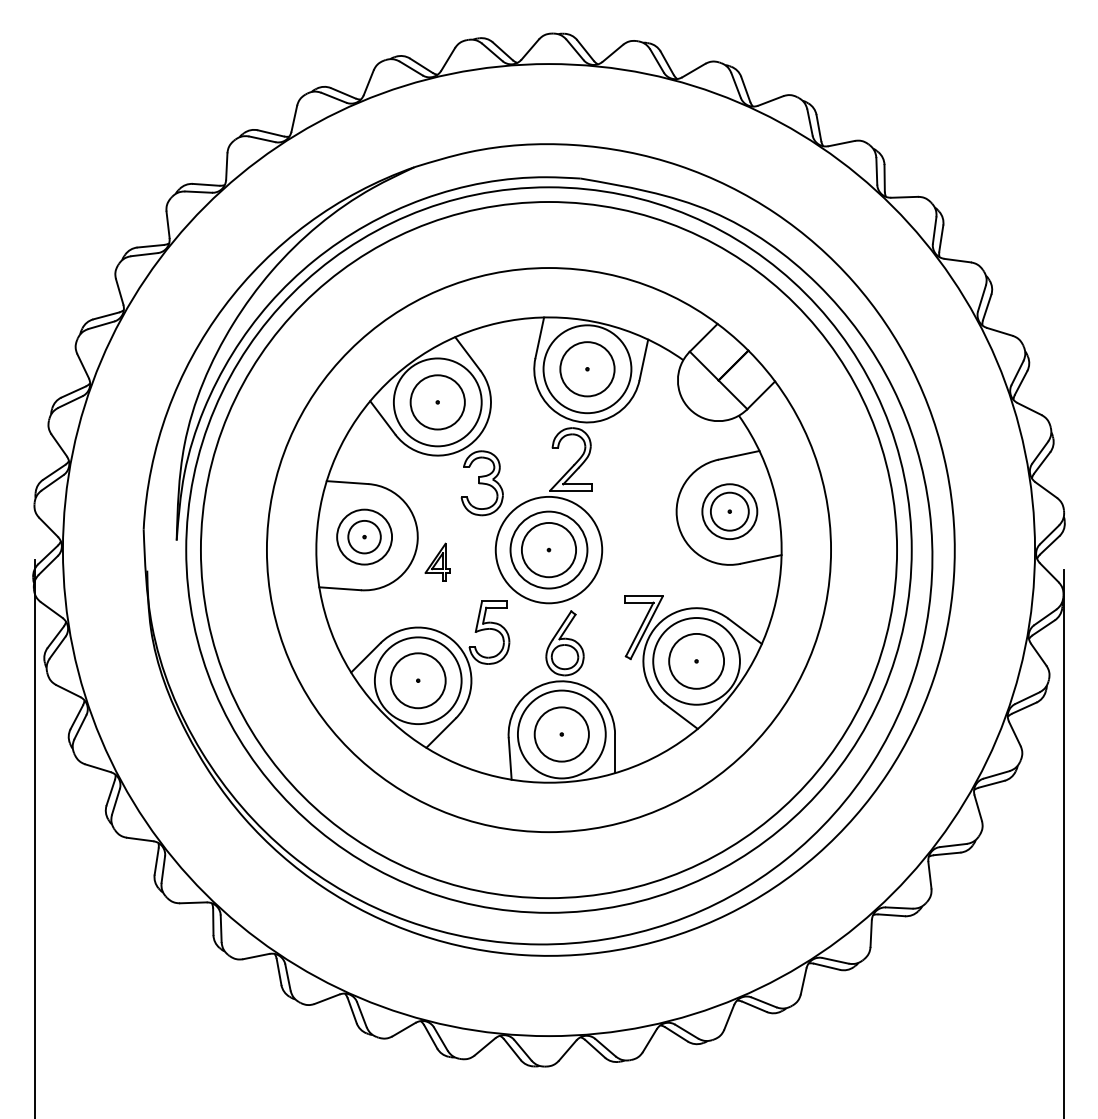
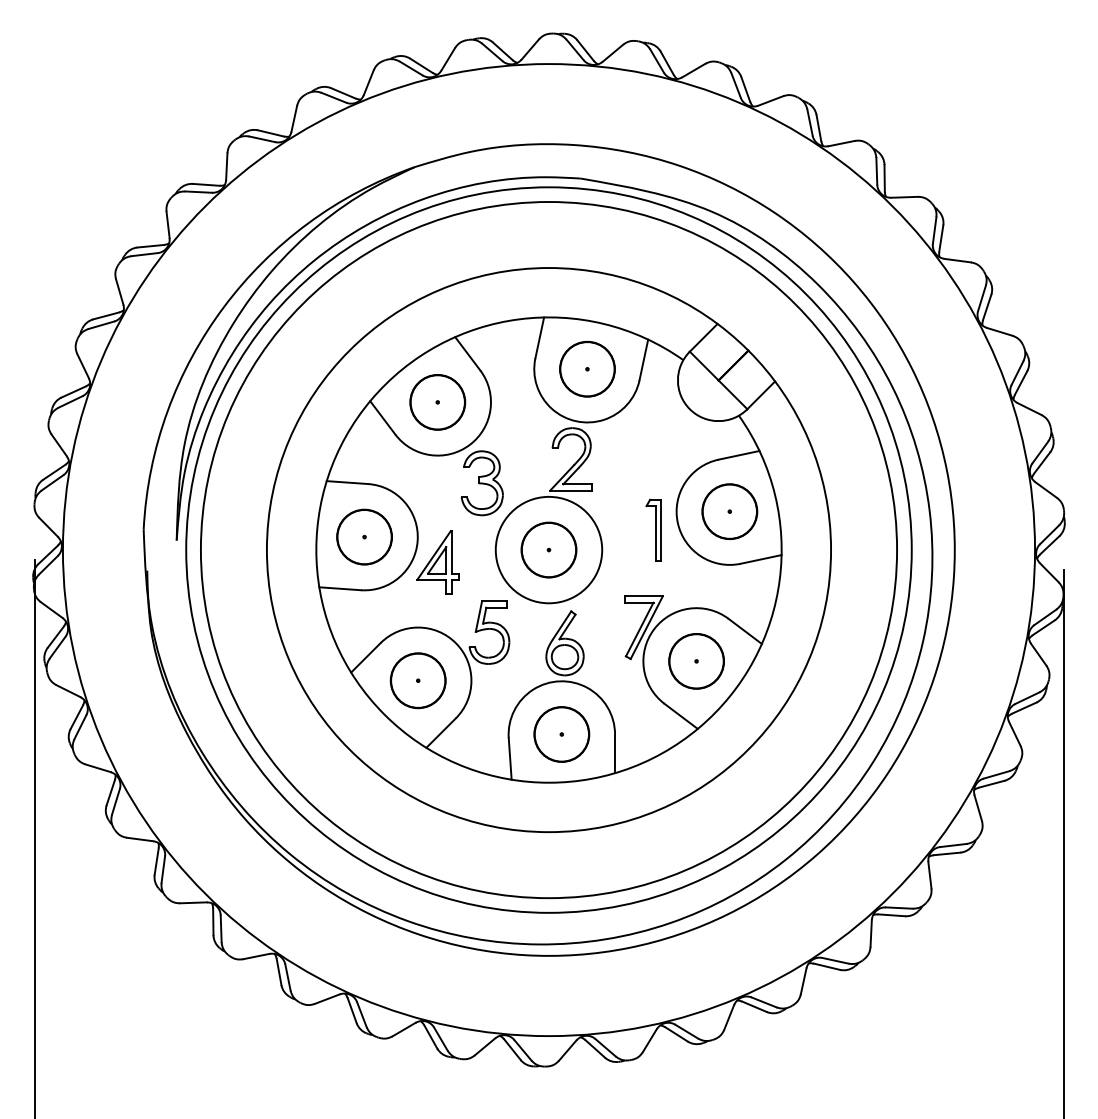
circle diameter: 88 px -> 55 px (587, 368)
circle diameter: 88 px -> 55 px (437, 401)
circle diameter: 38 px -> 54 px (729, 511)
part: none -> present (653, 529)
circle diameter: 33 px -> 54 px (364, 537)
circle diameter: 77 px -> 55 px (548, 549)
part size: 27x40 px -> 44x65 px (437, 562)
circle diameter: 87 px -> 54 px (696, 661)
circle diameter: 87 px -> 54 px (418, 680)
circle diameter: 88 px -> 55 px (561, 734)
